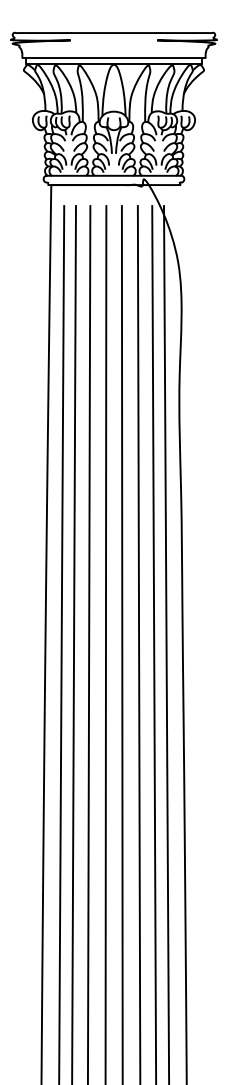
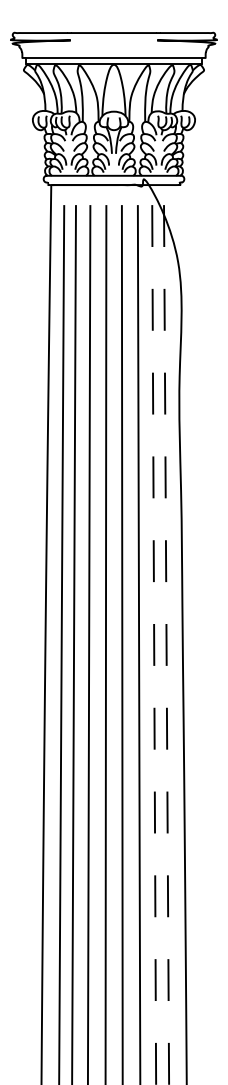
line: solid -> dashed (154, 645)
line: solid -> dashed (166, 645)
